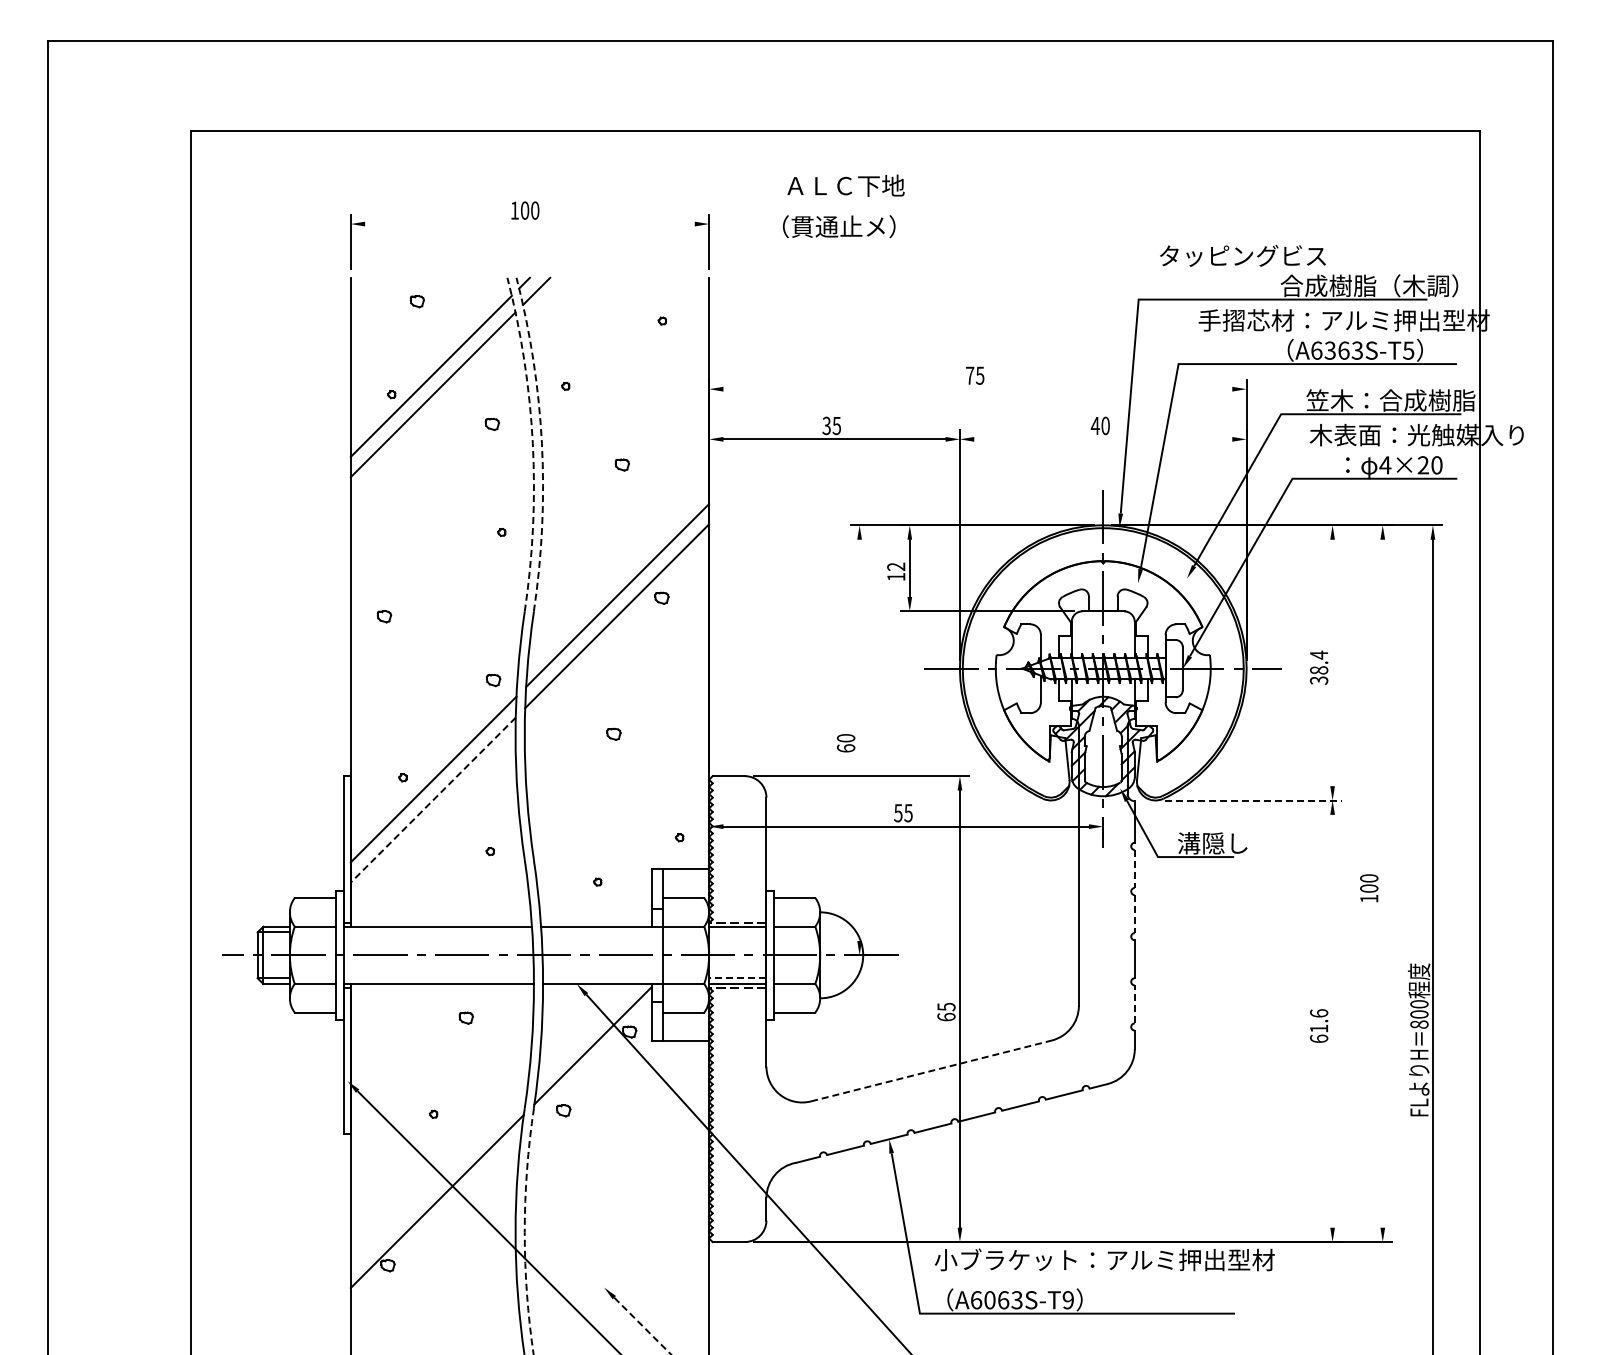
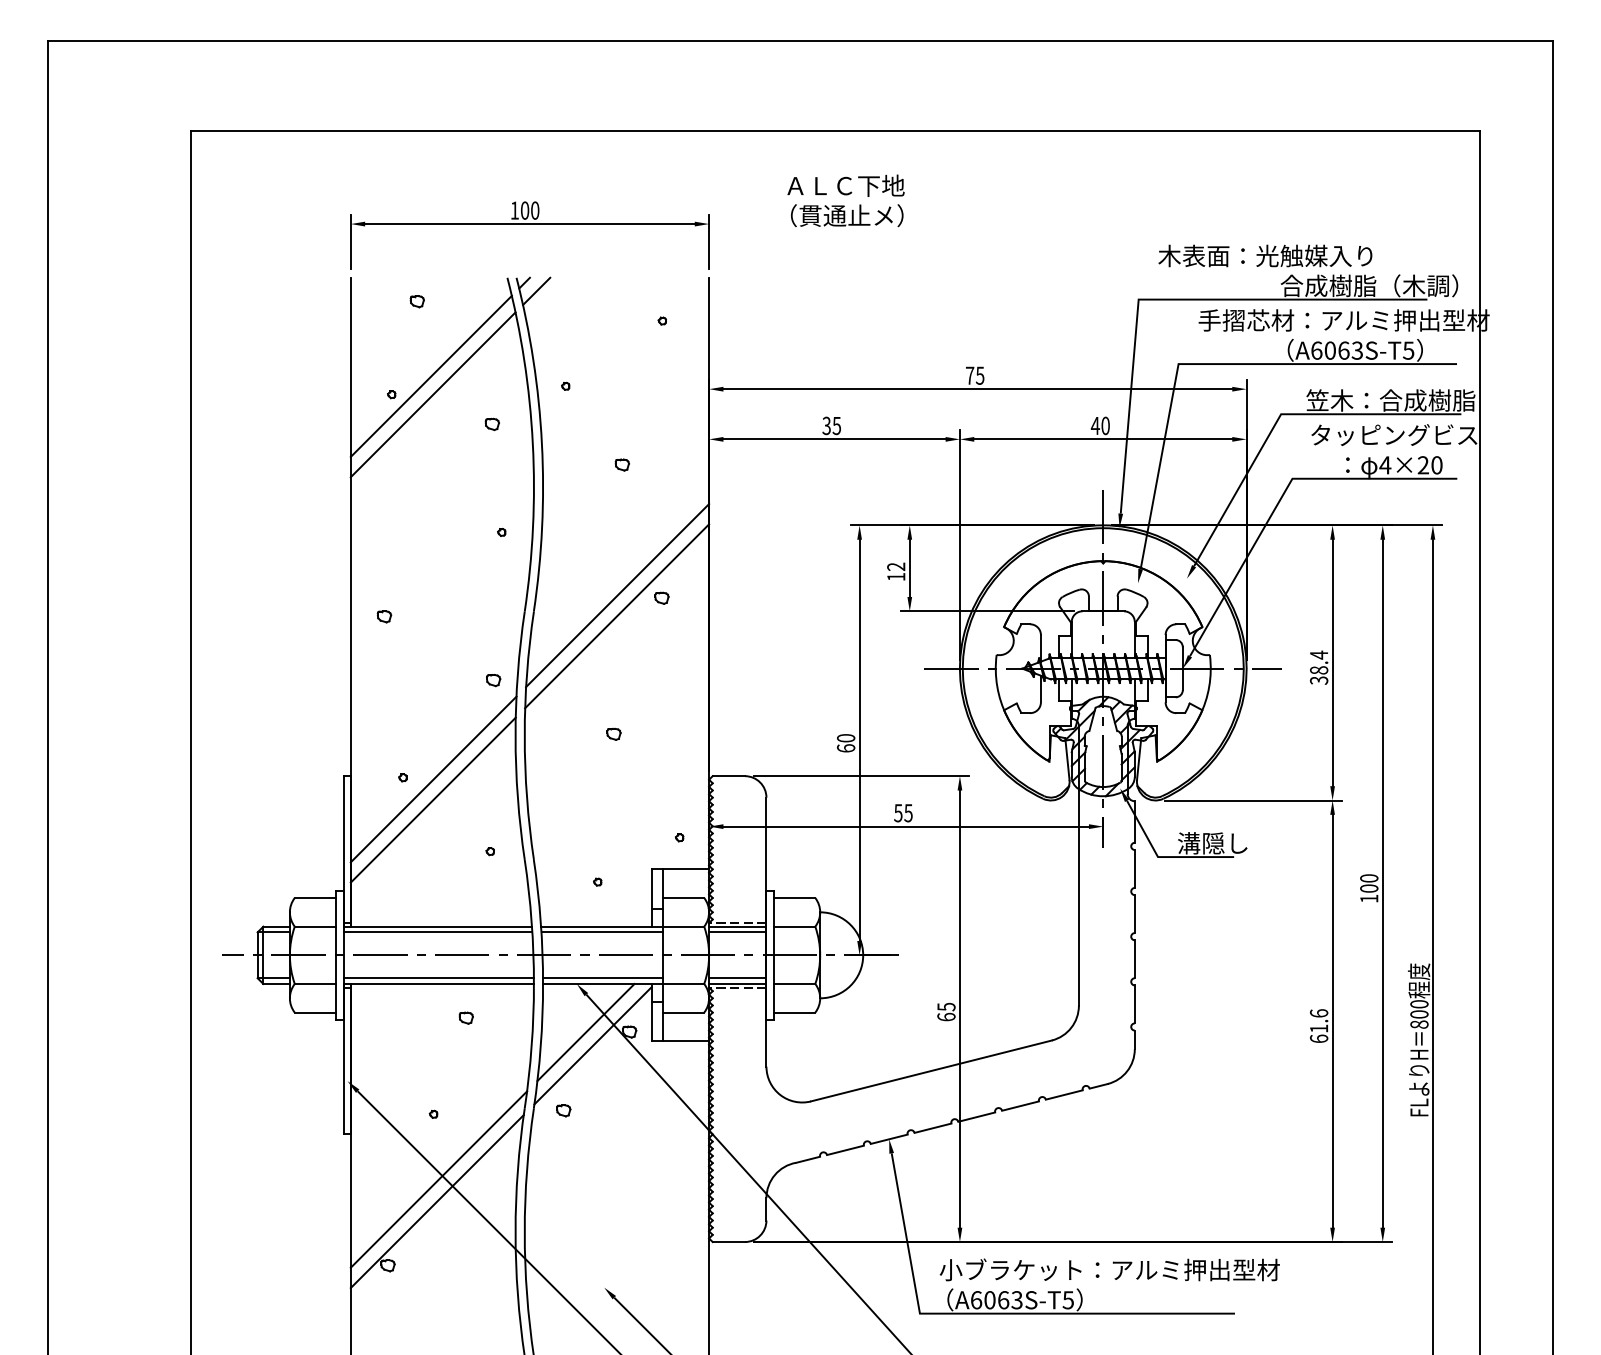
line: none -> present (529, 224)
text position: (839, 226) -> (847, 215) (847, 215)
text: タッピングビス -> 木表面：光触媒入り (1265, 255)
text: A6363S-T5 -> A6063S-T5 (1329, 350)
line: none -> present (977, 389)
text: 木表面：光触媒入り -> タッピングビス (1416, 434)
line: none -> present (1103, 439)
arc: dashed -> solid (532, 443)
arc: dashed -> solid (541, 443)
line: none -> present (1332, 662)
line: none -> present (859, 739)
line: dashed -> solid (433, 800)
line: dashed -> solid (1253, 800)
line: dashed -> solid (1134, 868)
line: none -> present (1382, 883)
line: dashed -> solid (1134, 914)
line: none -> present (437, 932)
line: none -> present (601, 932)
line: none -> present (737, 932)
line: none -> present (438, 978)
line: none -> present (602, 978)
line: dashed -> solid (737, 978)
line: dashed -> solid (1134, 1004)
line: none -> present (1332, 1020)
line: none -> present (585, 1032)
line: dashed -> solid (931, 1070)
line: none -> present (438, 1179)
arc: dashed -> solid (524, 1232)
text position: (1104, 1259) -> (1109, 1269) (1109, 1269)
text: A6063S-T9 -> A6063S-T5 (1067, 1300)
line: dashed -> solid (643, 1326)
